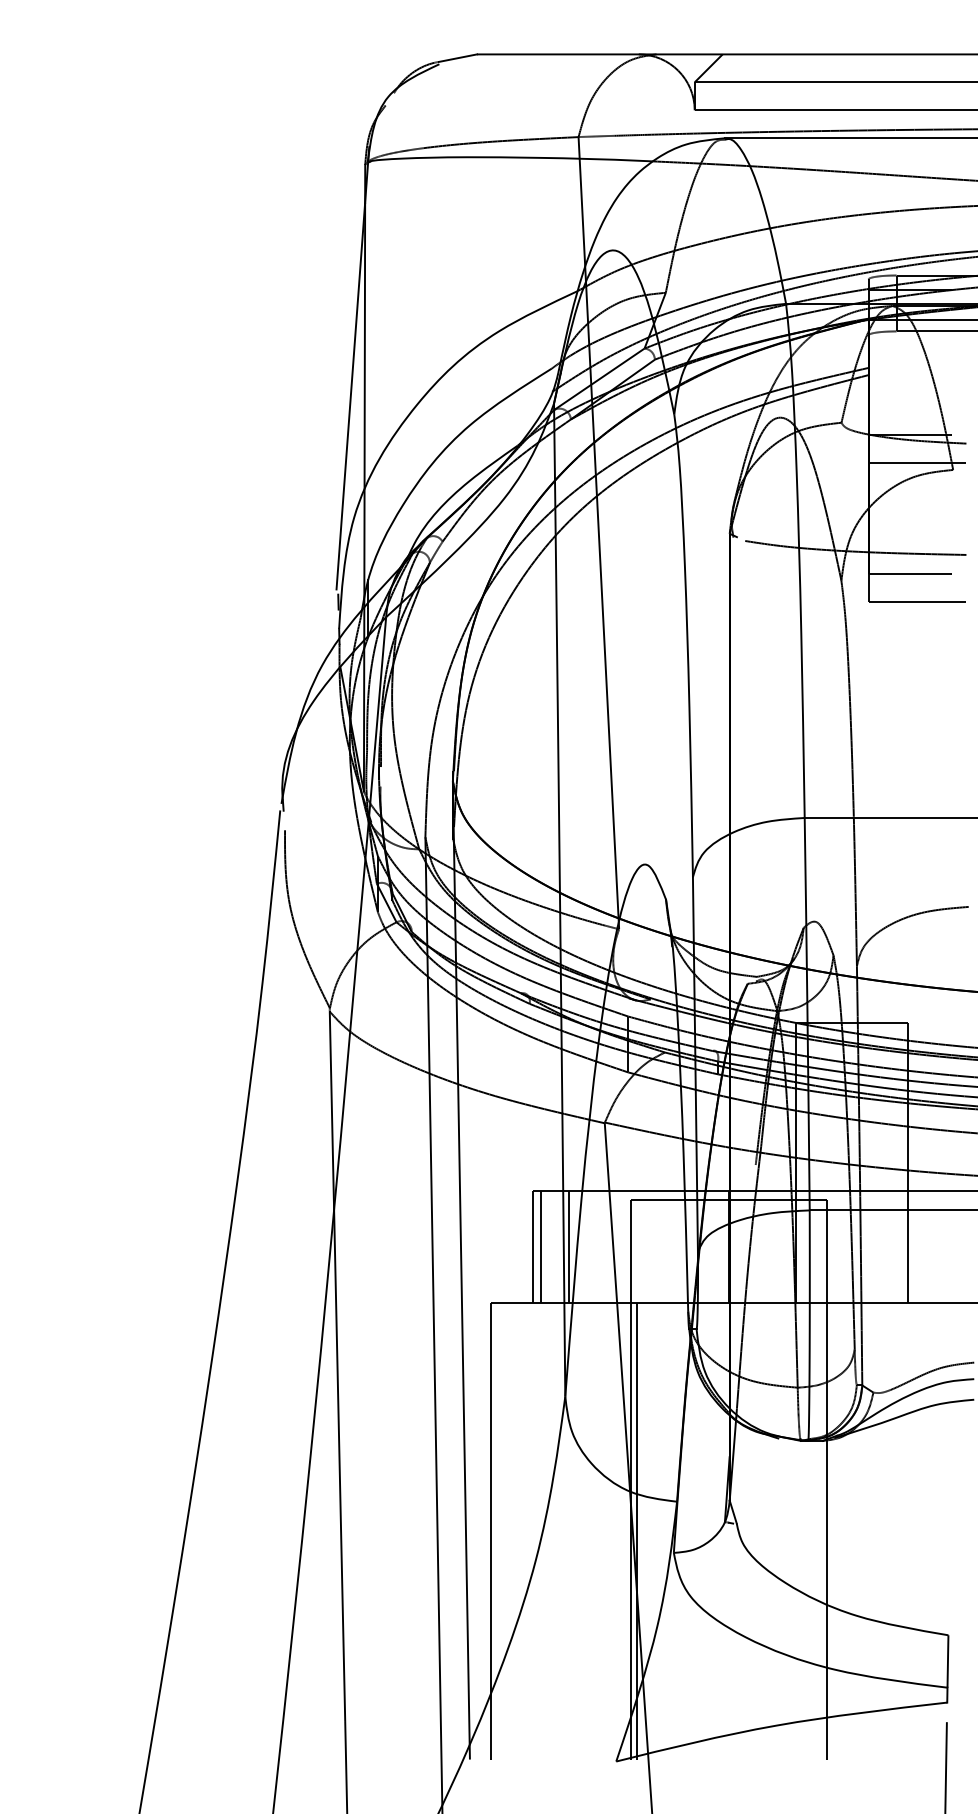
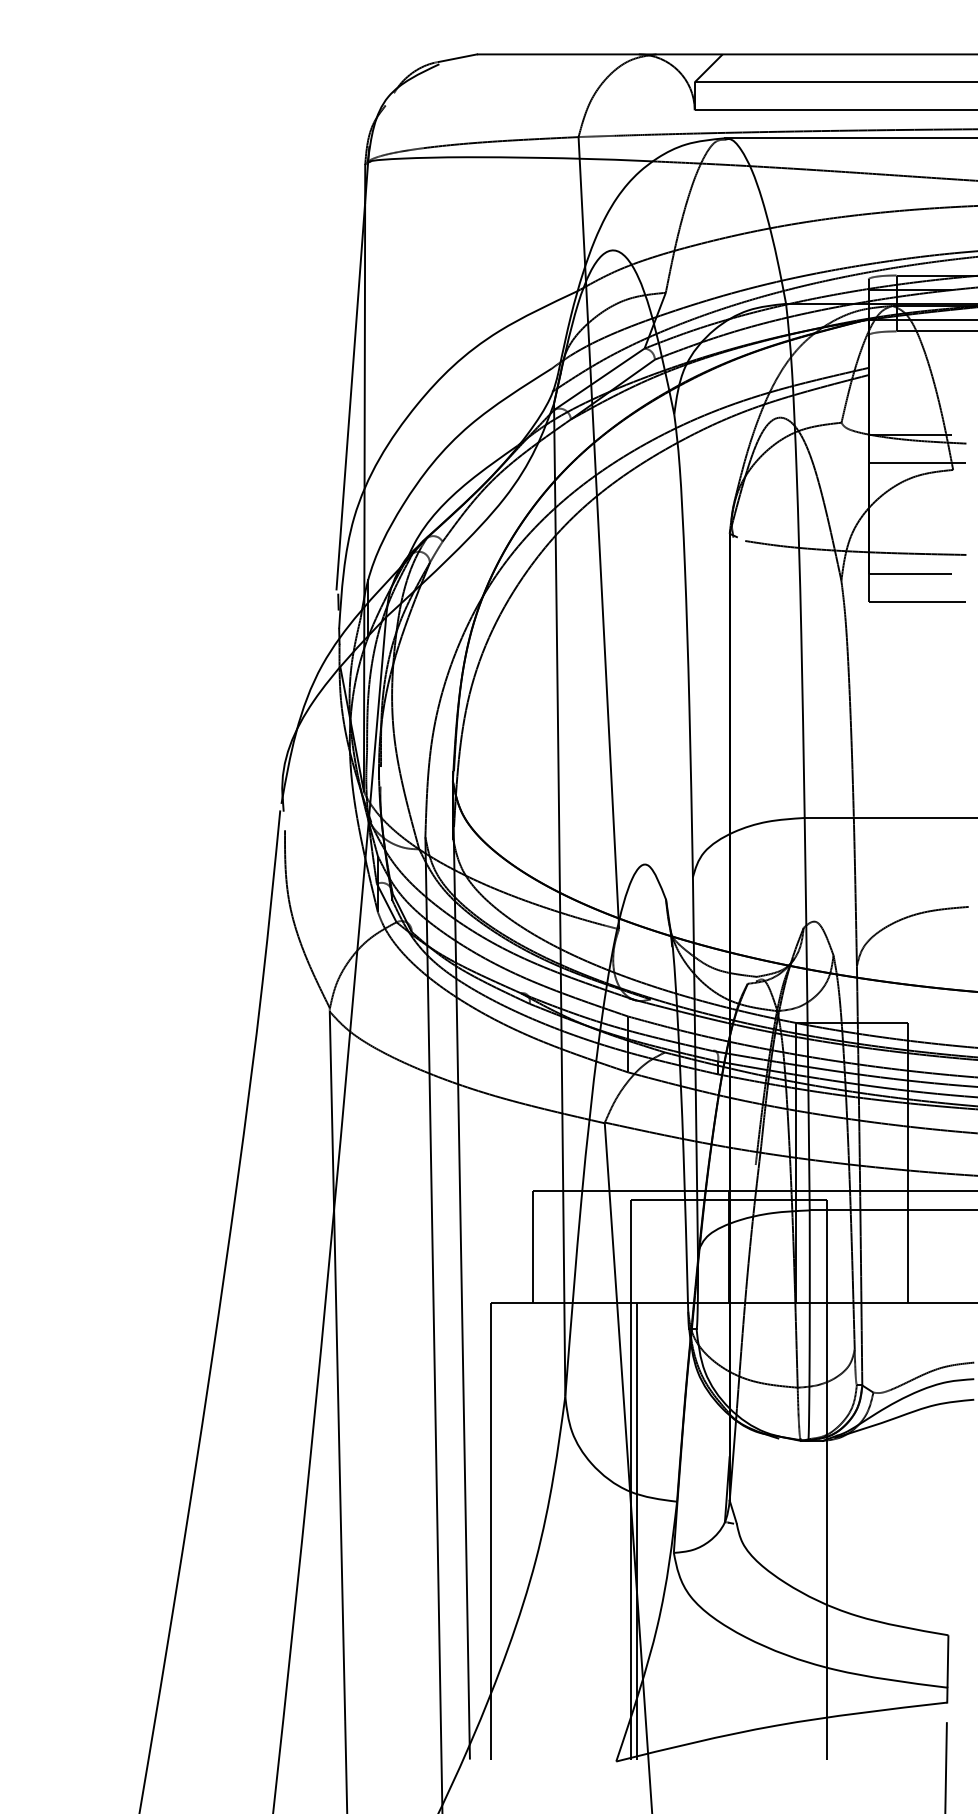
line: present -> none (541, 1246)
line: present -> none (568, 1246)
